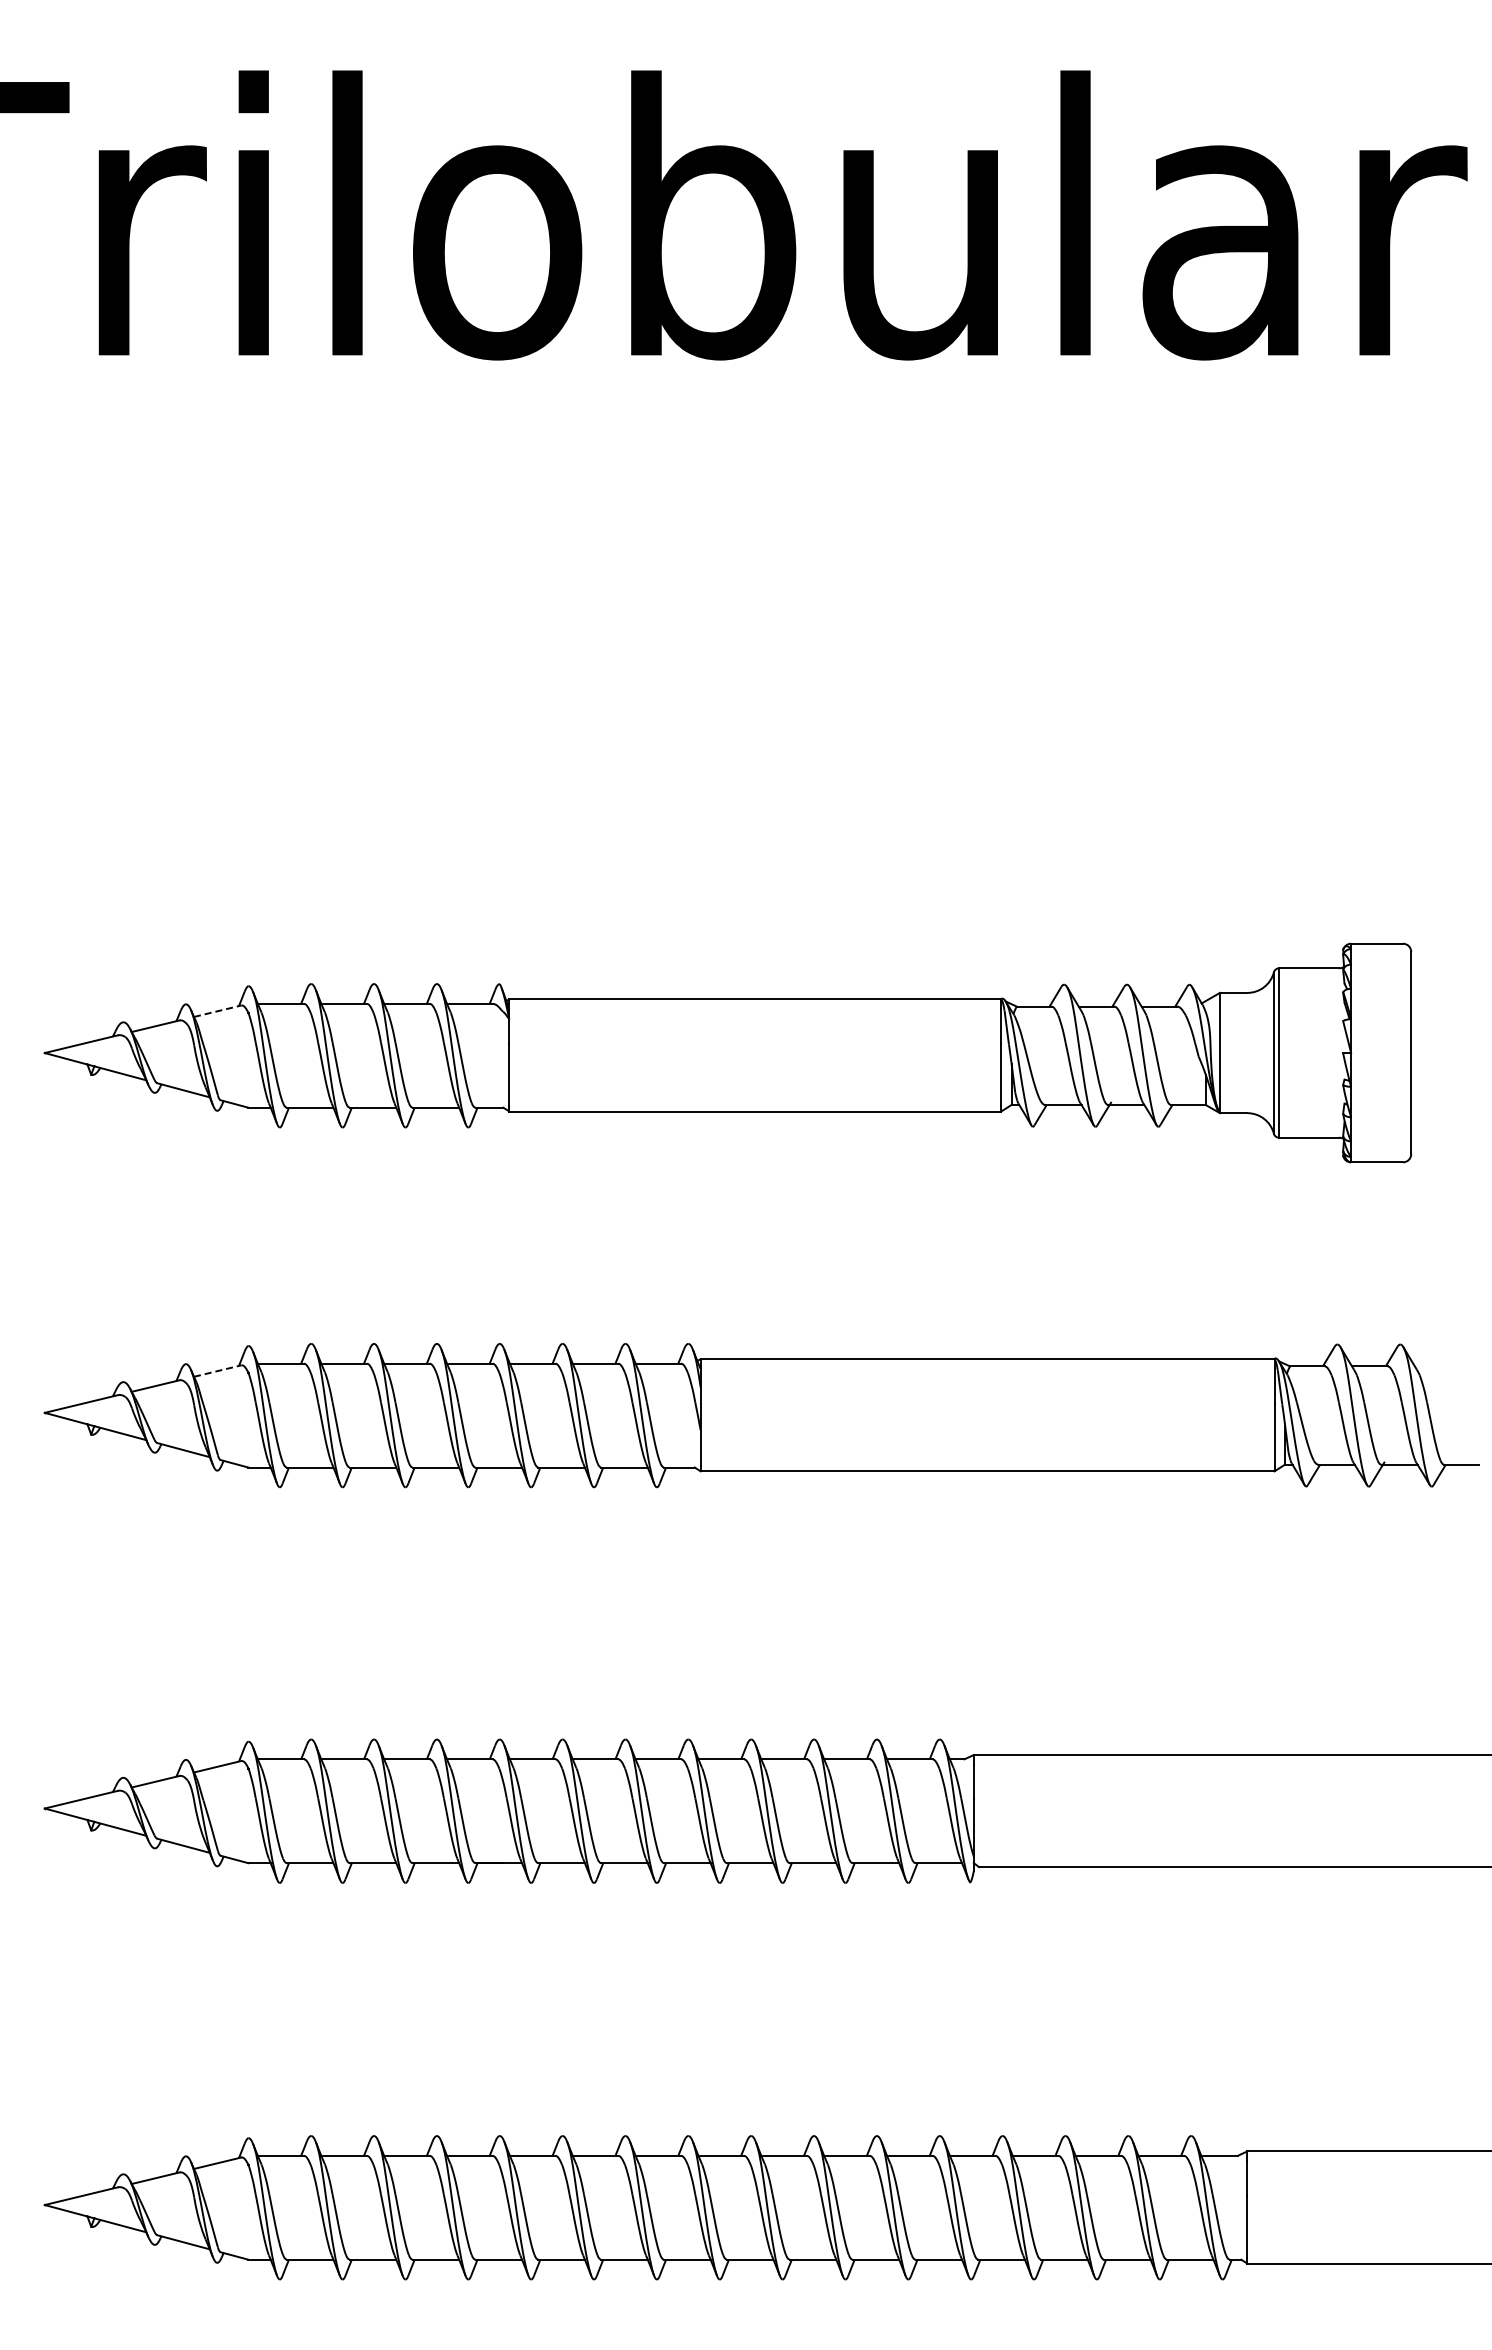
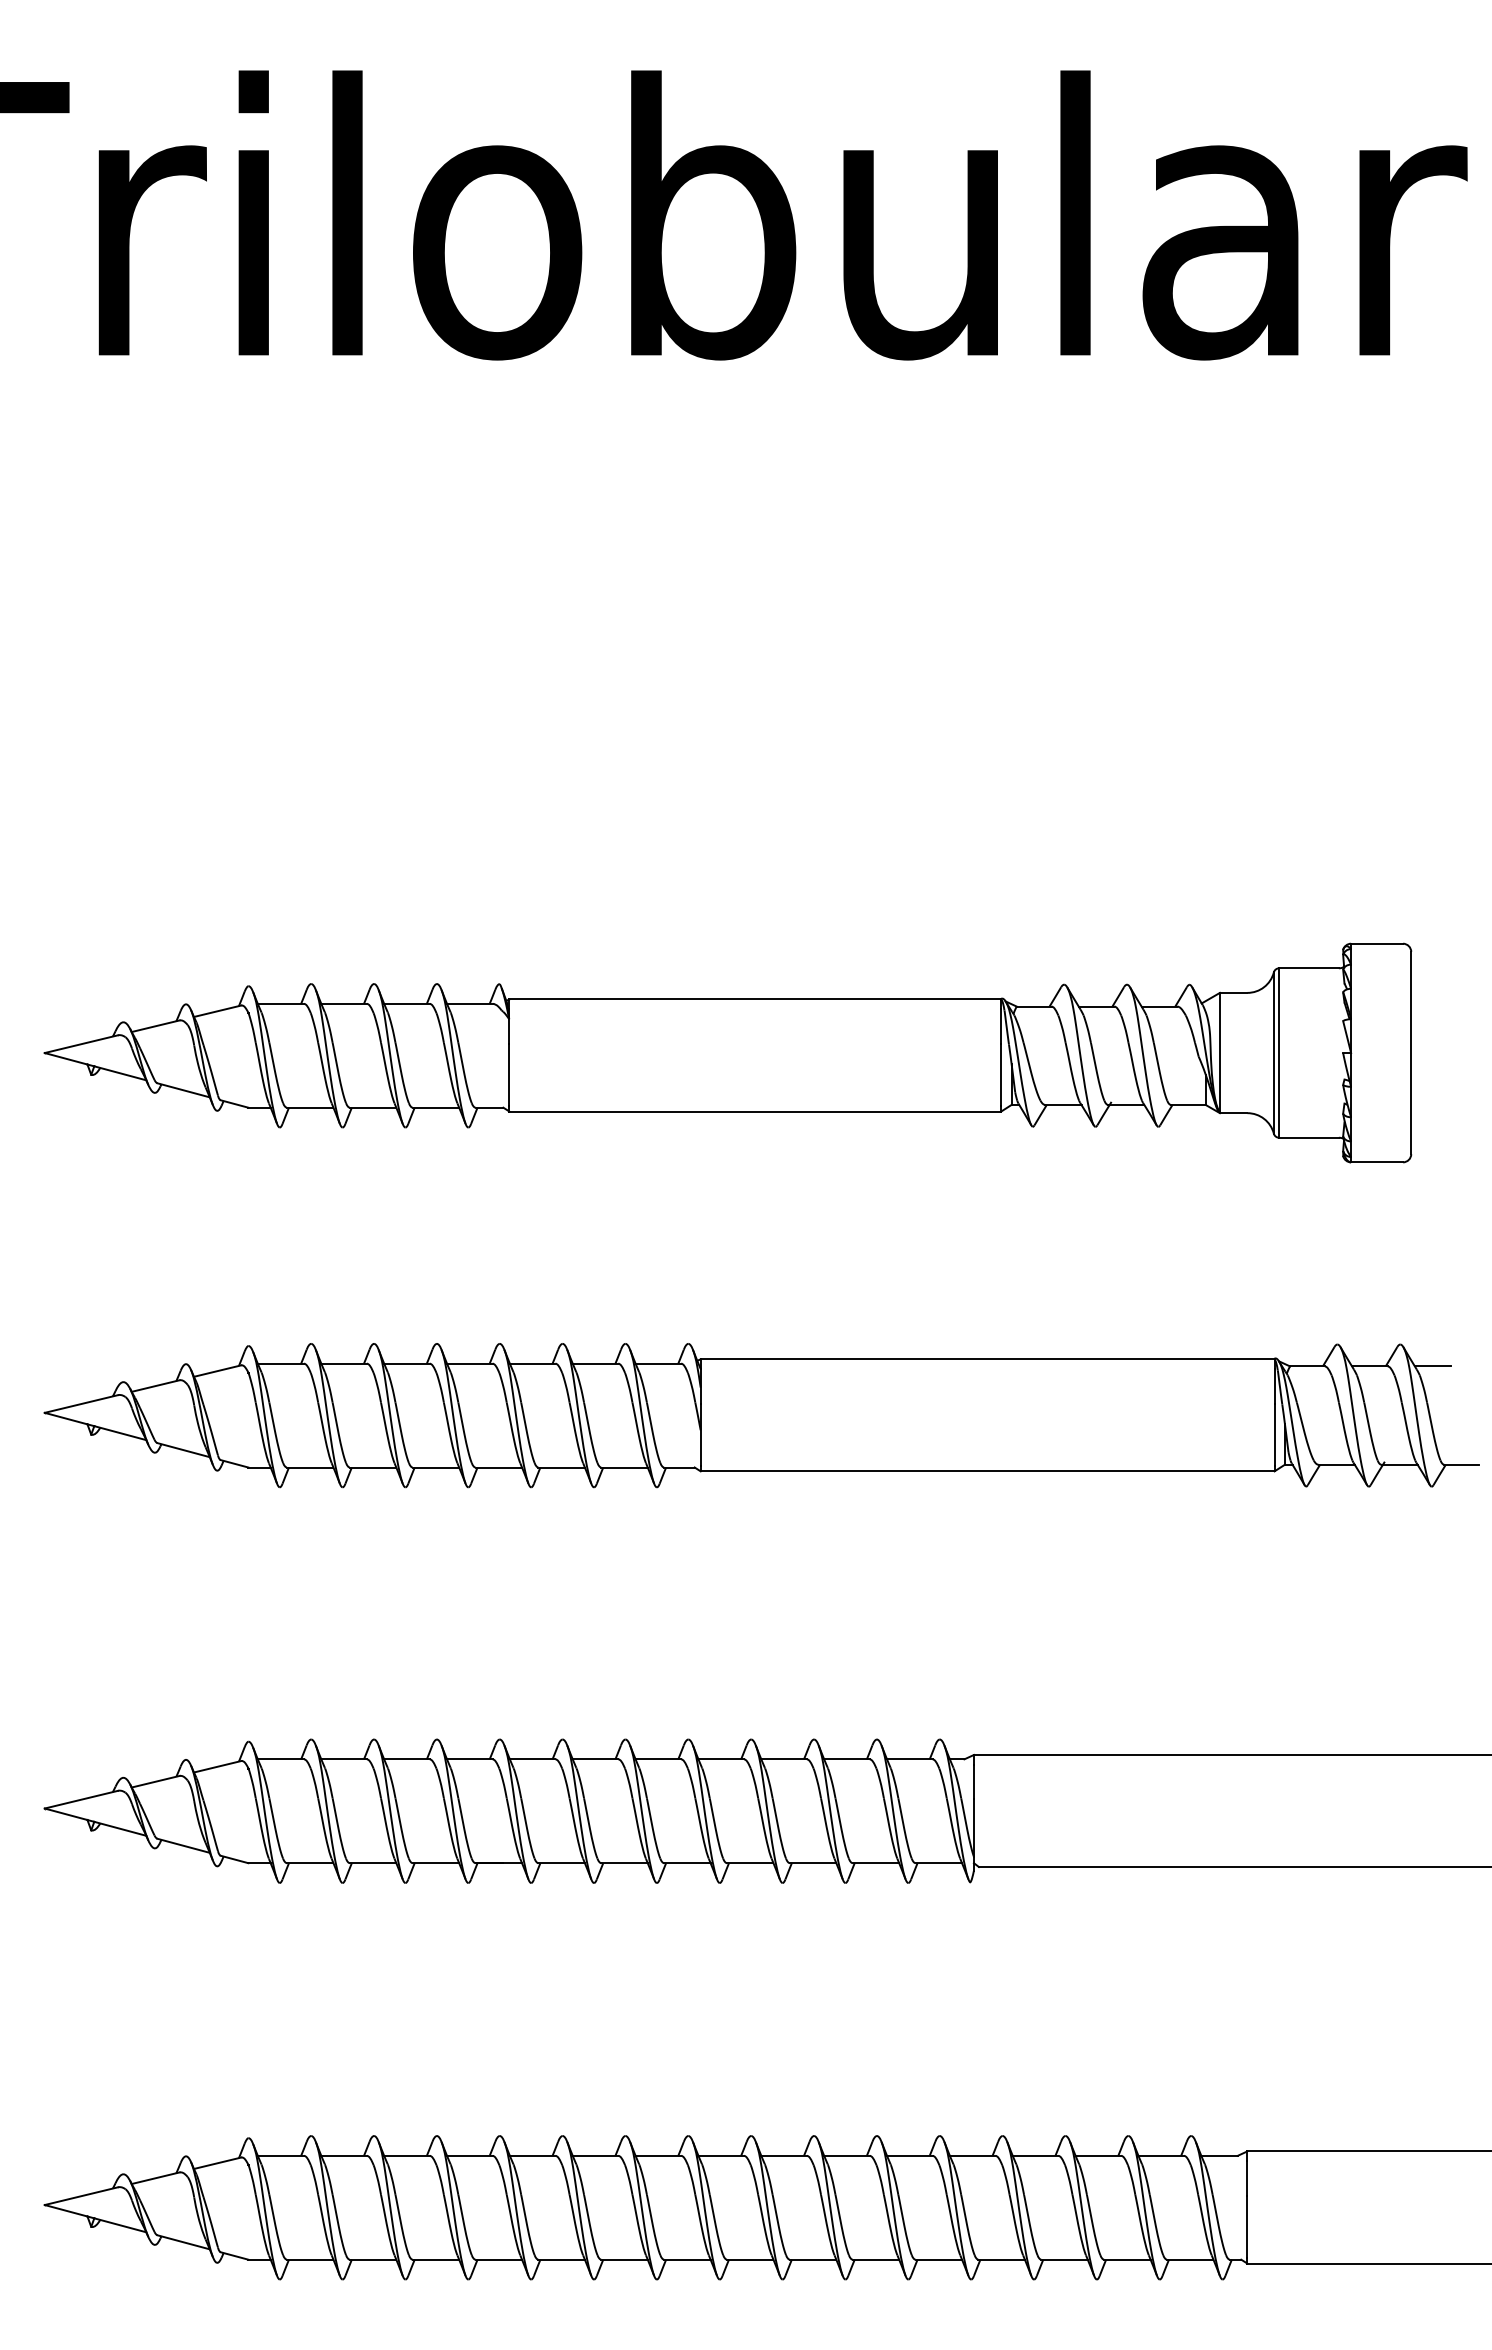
line: dashed -> solid (218, 1011)
line: none -> present (1432, 1366)
line: dashed -> solid (218, 1370)
